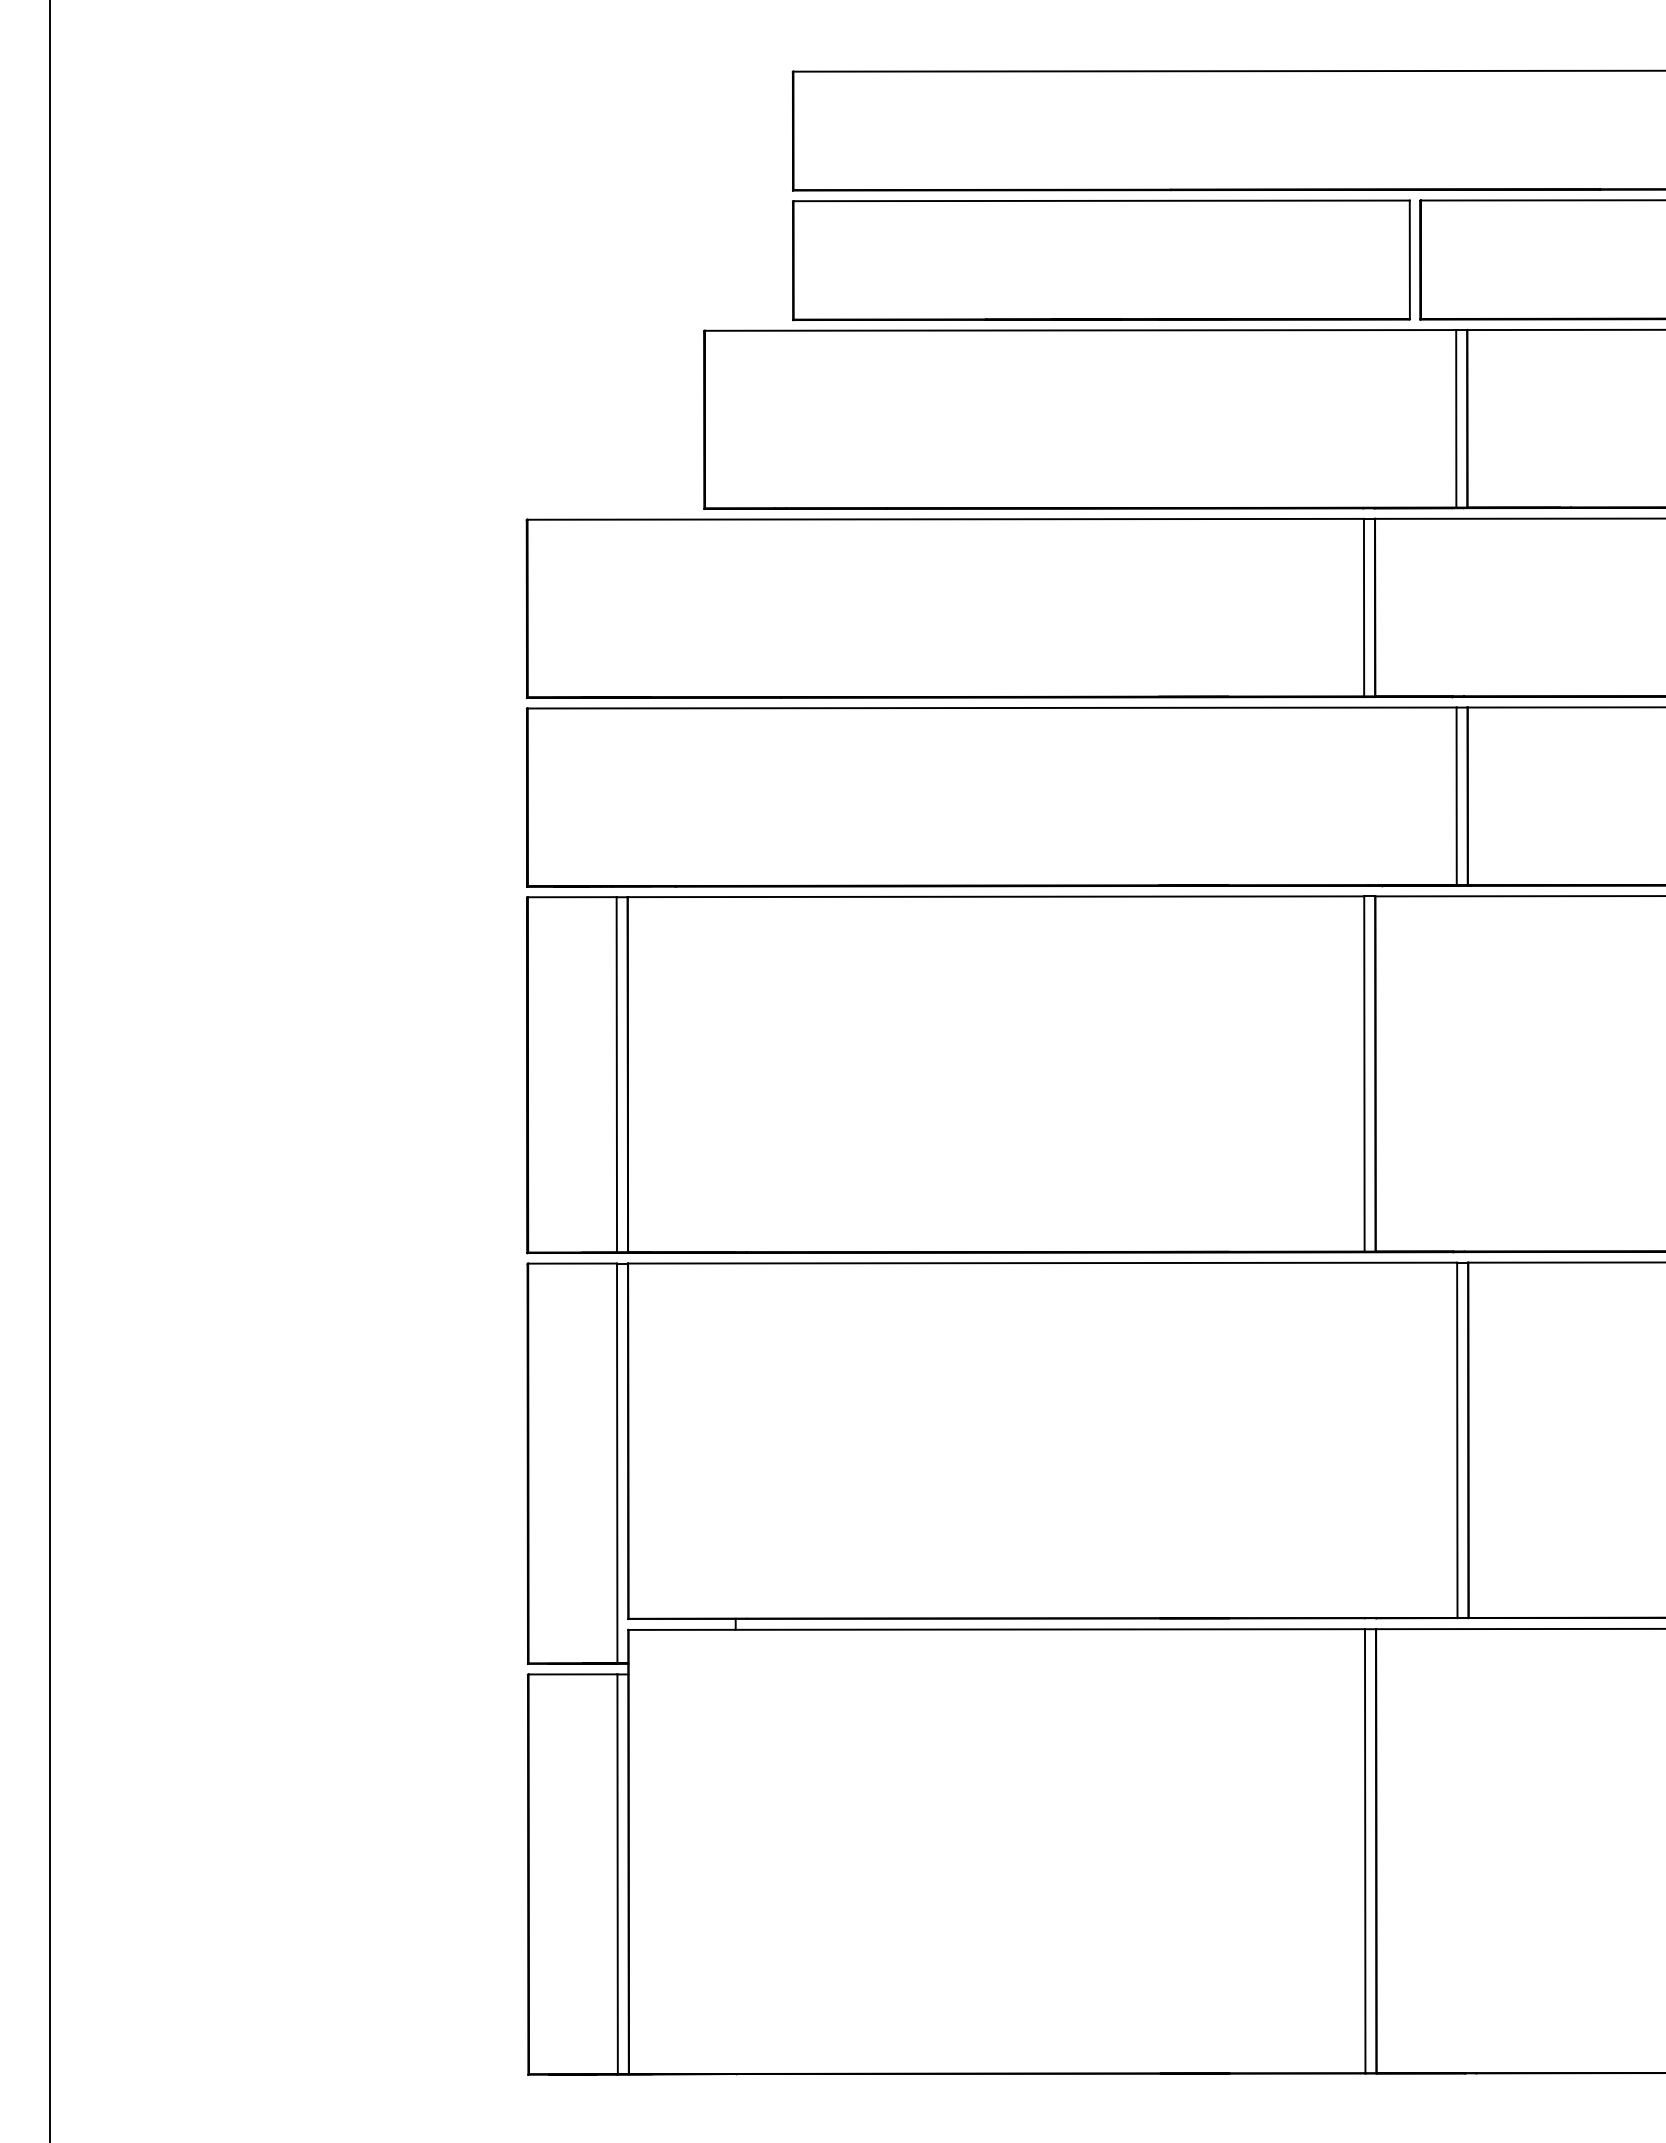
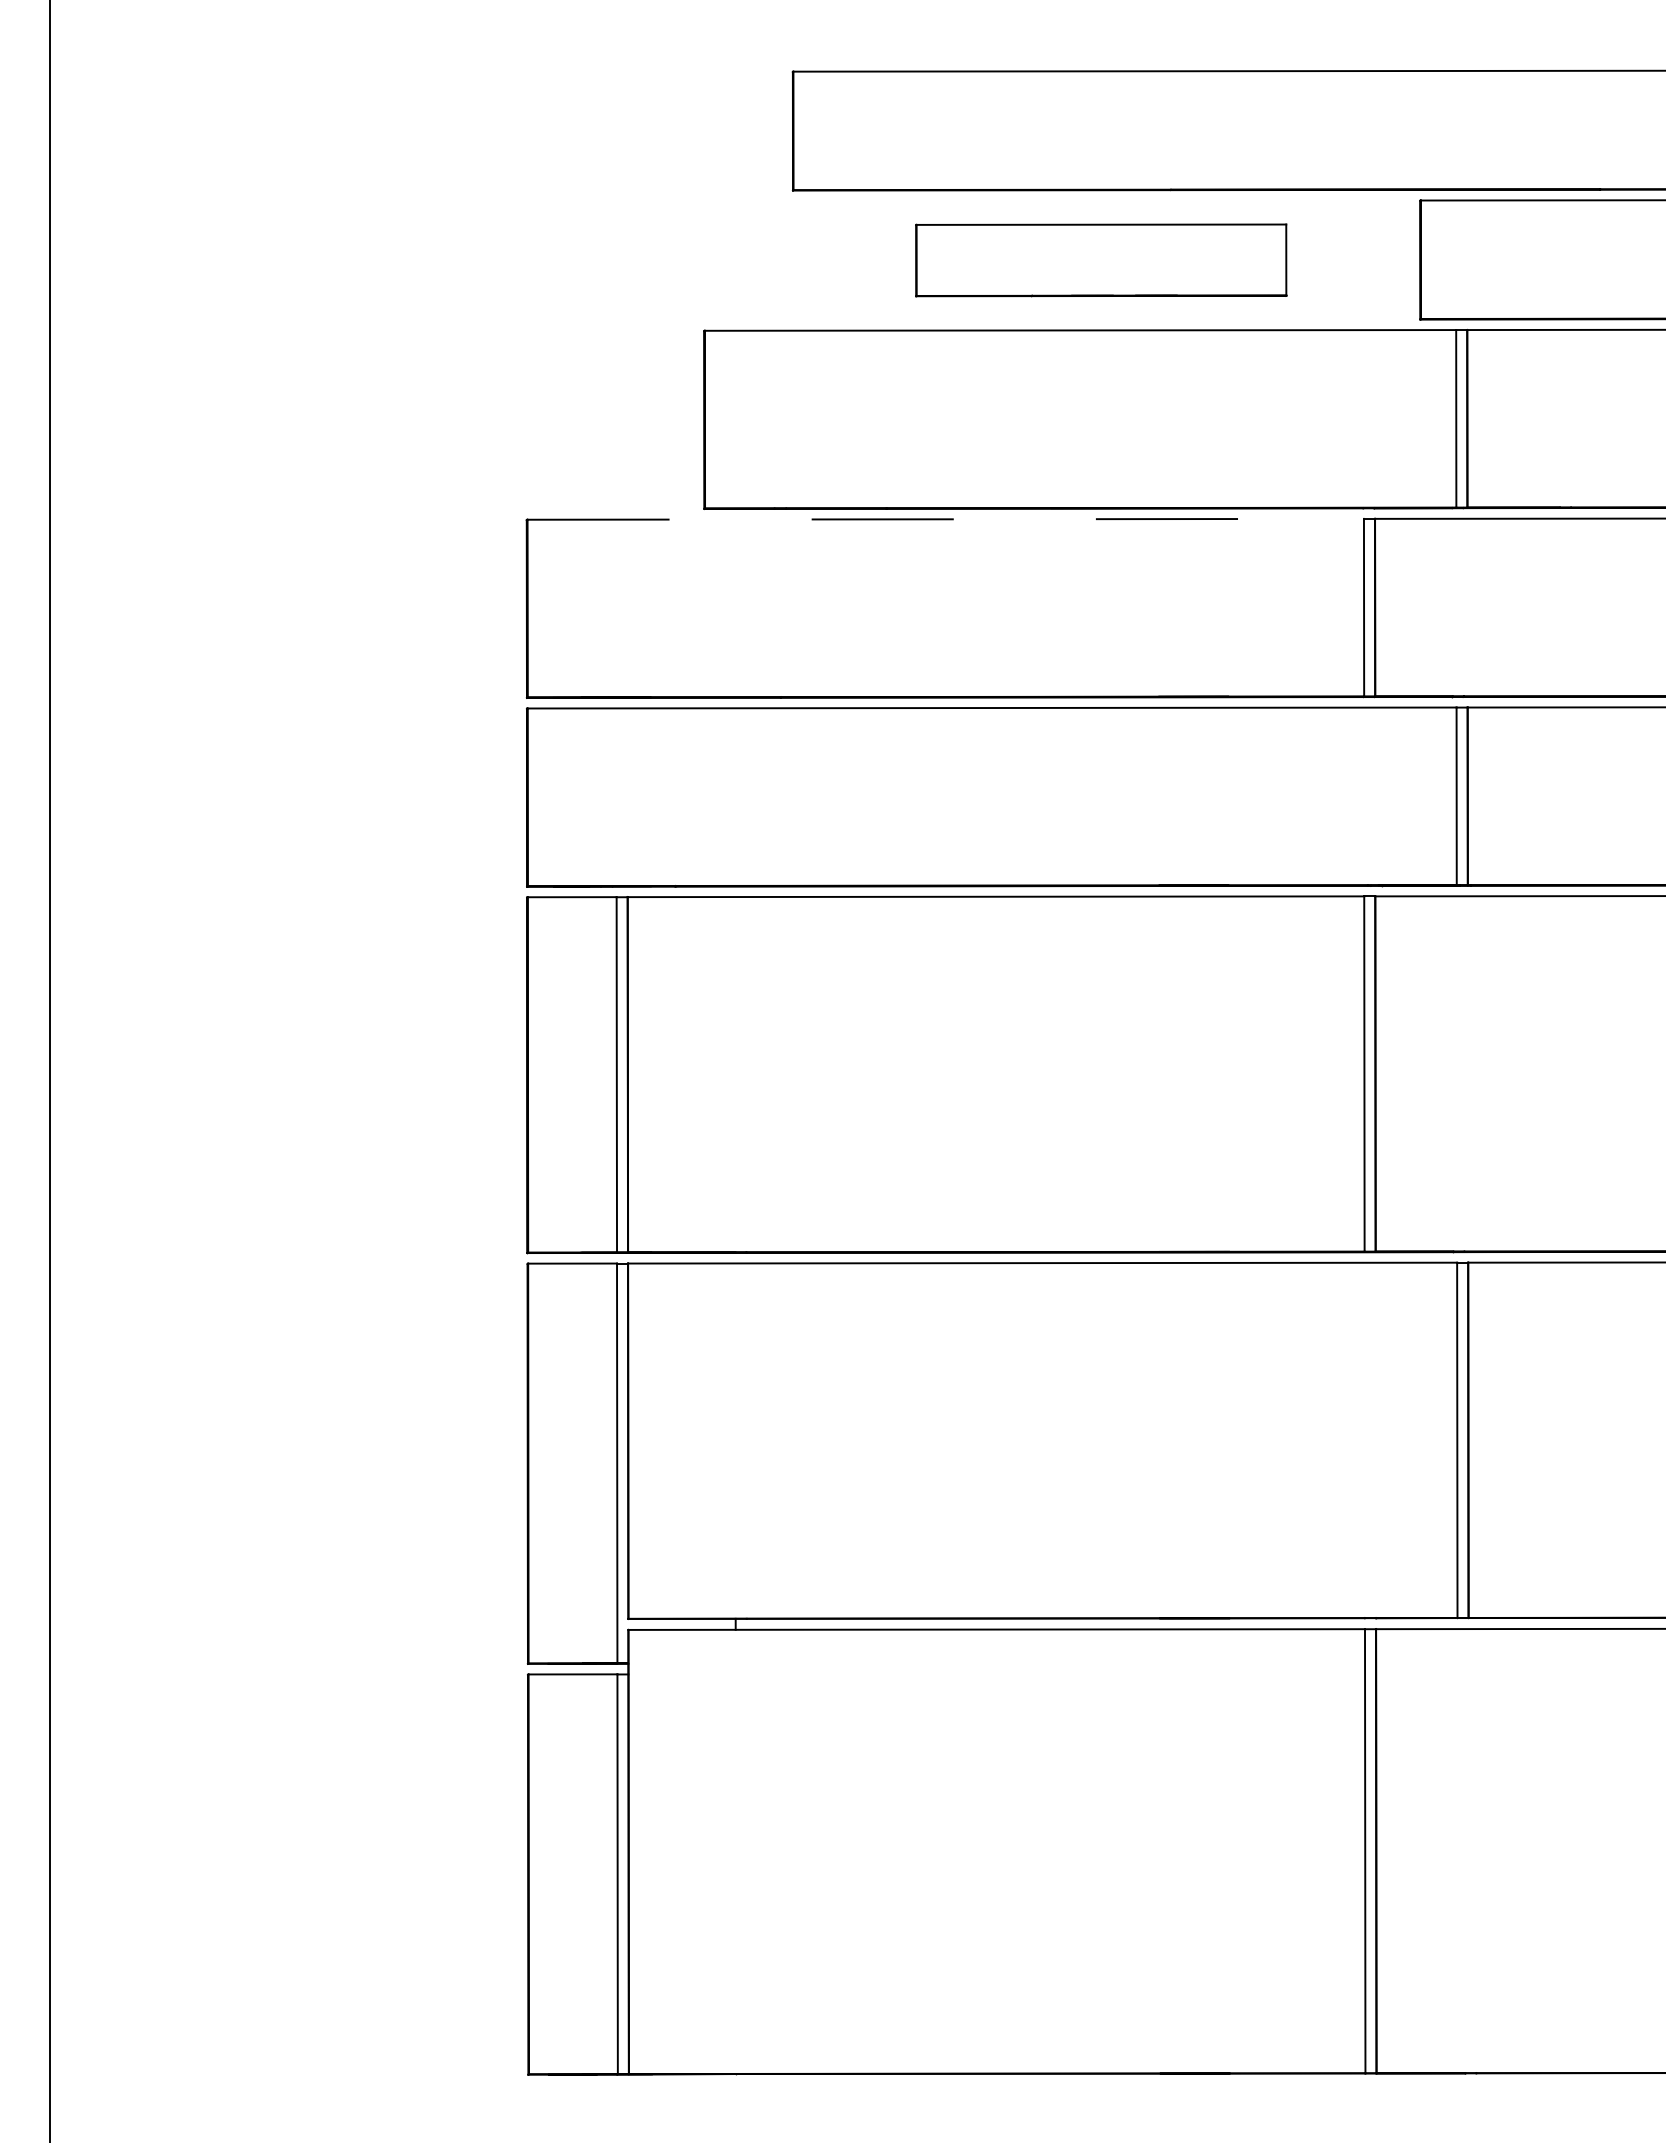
part size: 620x123 px -> 373x75 px (1101, 260)
line: solid -> dashed (946, 519)
